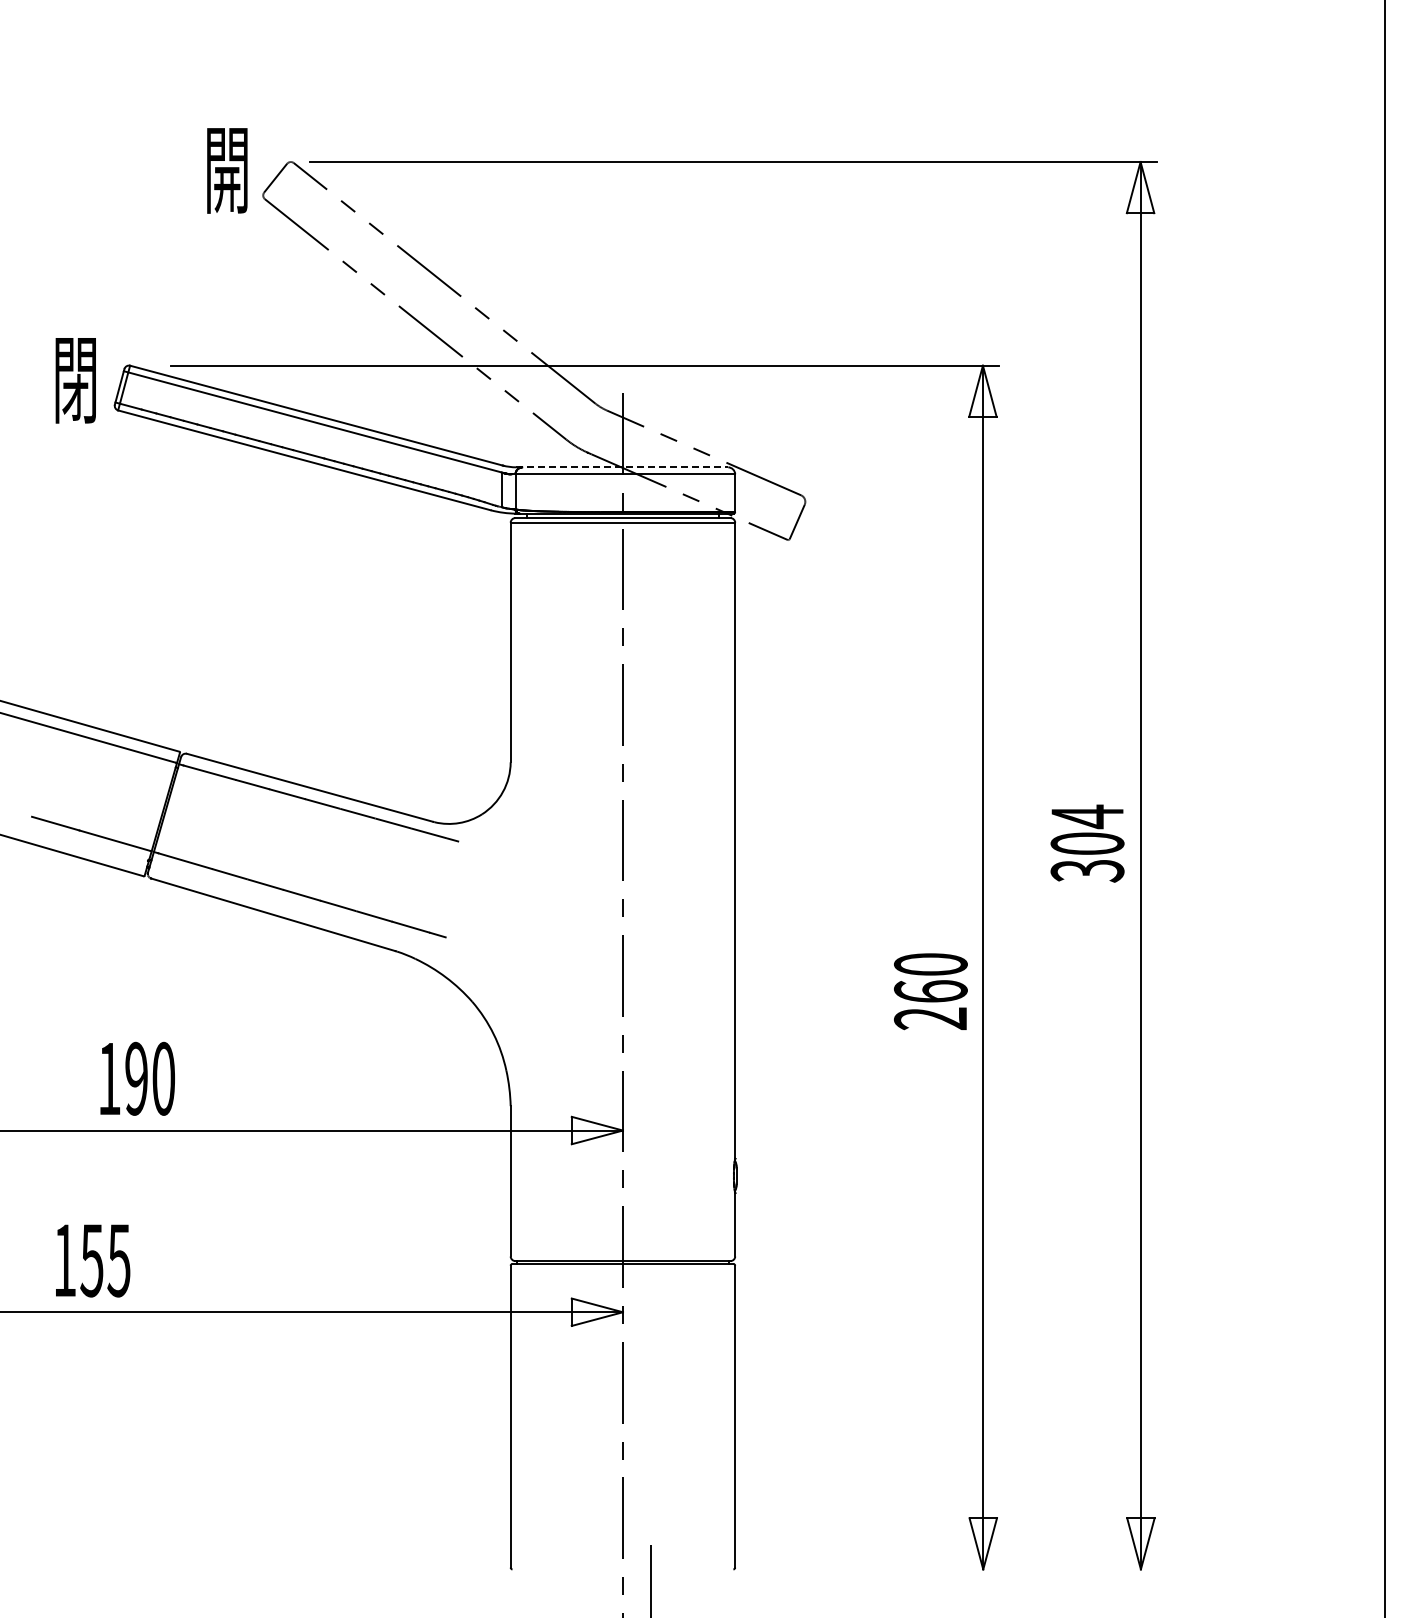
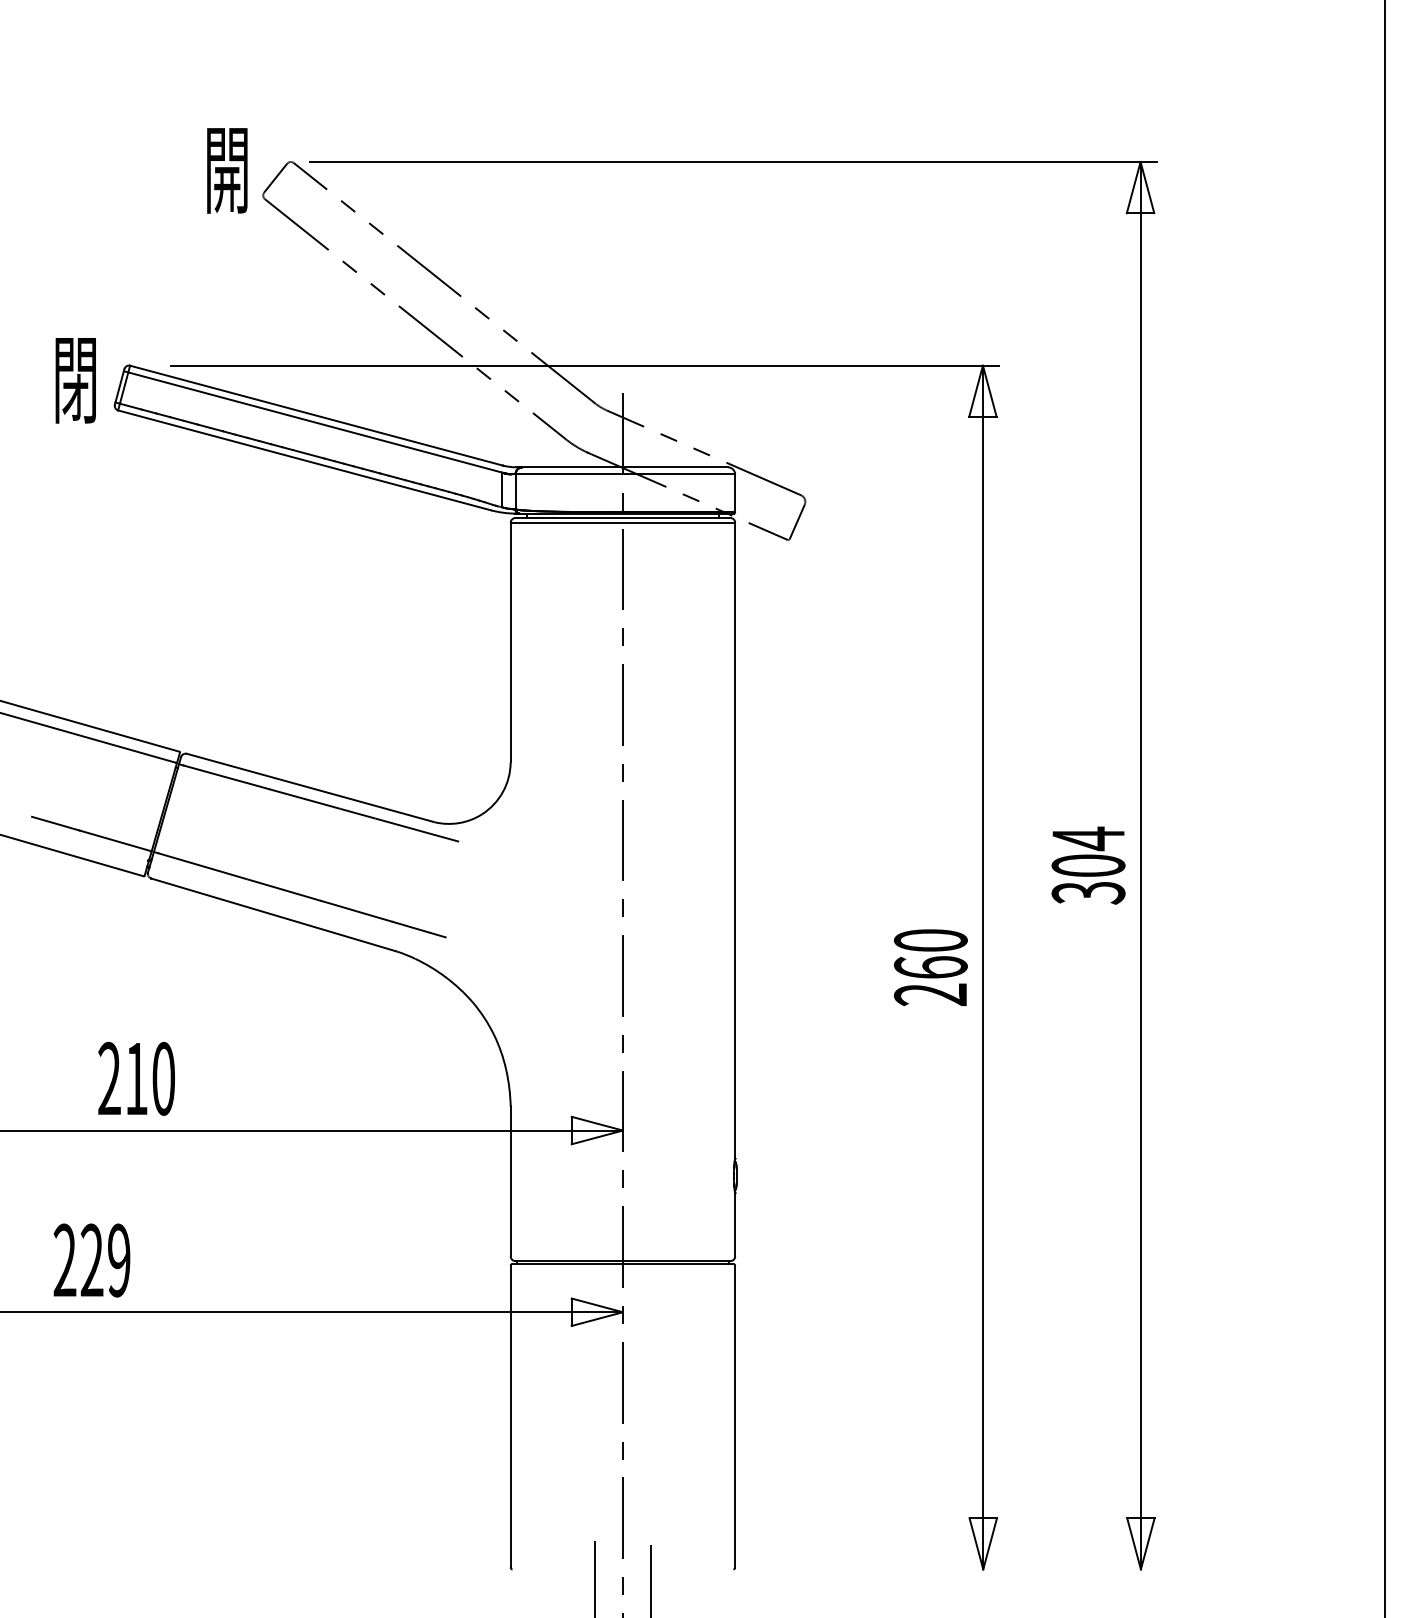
line: dashed -> solid (622, 467)
text position: (1087, 843) -> (1088, 865) (1088, 865)
text position: (930, 991) -> (930, 967) (930, 967)
text: 190 -> 210 (122, 1078)
text: 155 -> 229 (91, 1260)
line: none -> present (595, 1577)
